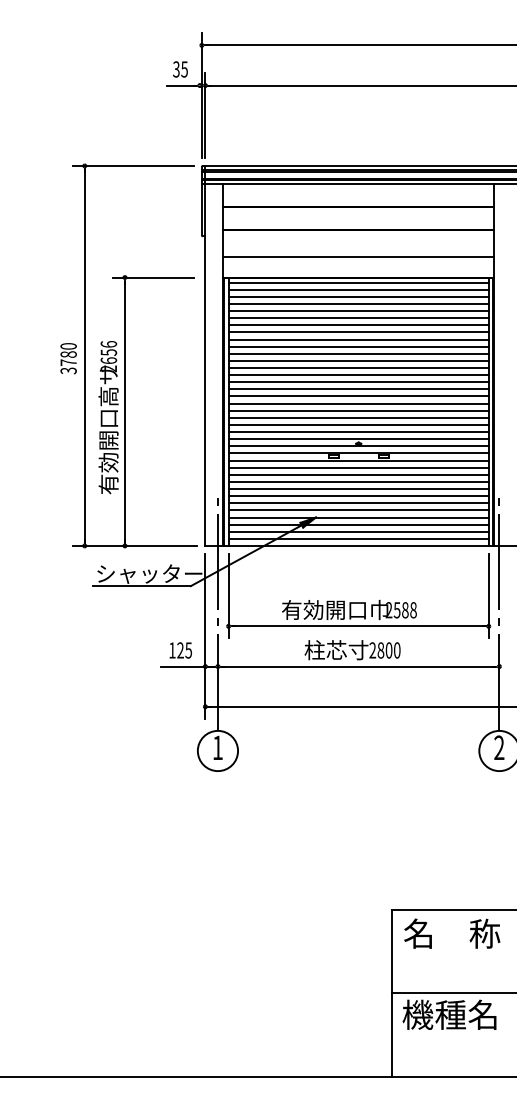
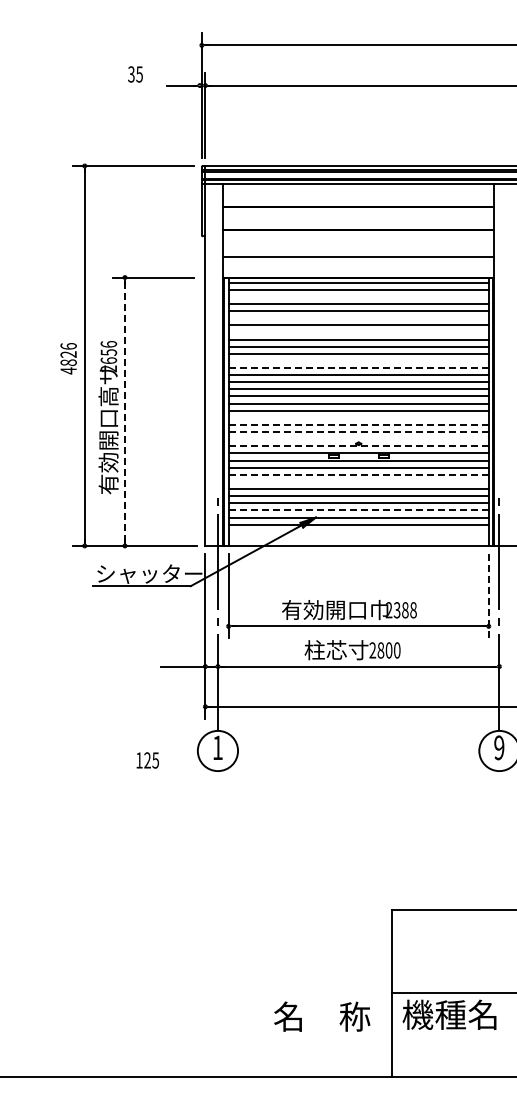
text position: (180, 69) -> (135, 74) (135, 74)
line: present -> none (358, 296)
line: present -> none (358, 318)
line: present -> none (358, 332)
text: 3780 -> 4826 (68, 358)
line: present -> none (358, 360)
line: solid -> dashed (358, 368)
line: solid -> dashed (124, 411)
line: present -> none (358, 417)
line: solid -> dashed (358, 424)
line: solid -> dashed (358, 432)
line: present -> none (358, 439)
line: solid -> dashed (358, 446)
line: solid -> dashed (358, 474)
line: present -> none (358, 481)
line: solid -> dashed (358, 510)
line: present -> none (358, 531)
line: present -> none (358, 538)
line: solid -> dashed (488, 596)
text: 2588 -> 2388 (397, 609)
text position: (180, 650) -> (147, 760) (147, 760)
text: 2 -> 9 (499, 747)
text position: (452, 933) -> (322, 1016) (322, 1016)
